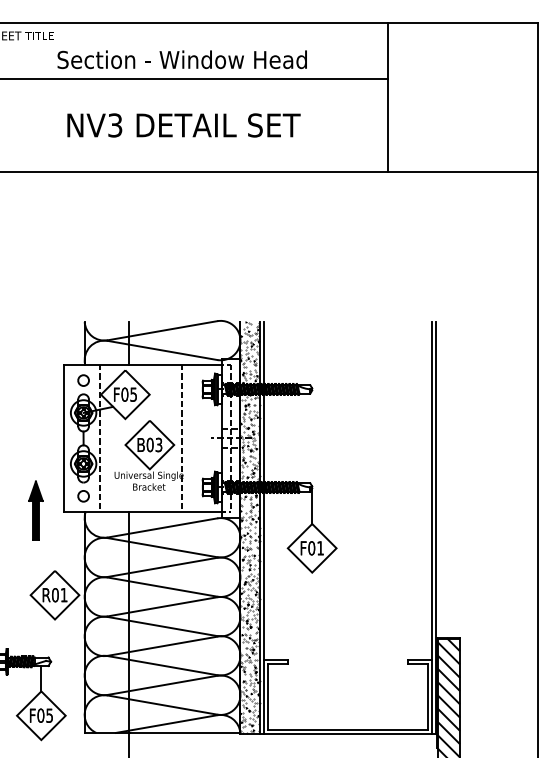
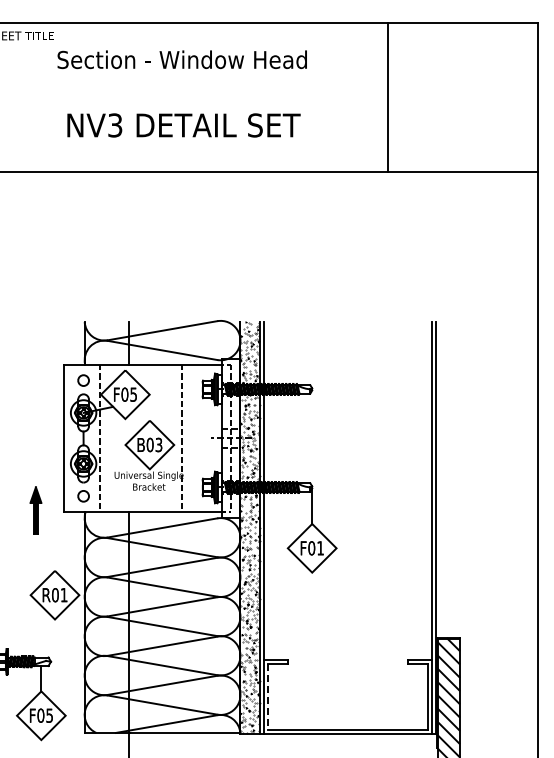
line: present -> none (195, 78)
part size: 16x61 px -> 14x49 px (35, 510)
line: solid -> dashed (268, 697)
